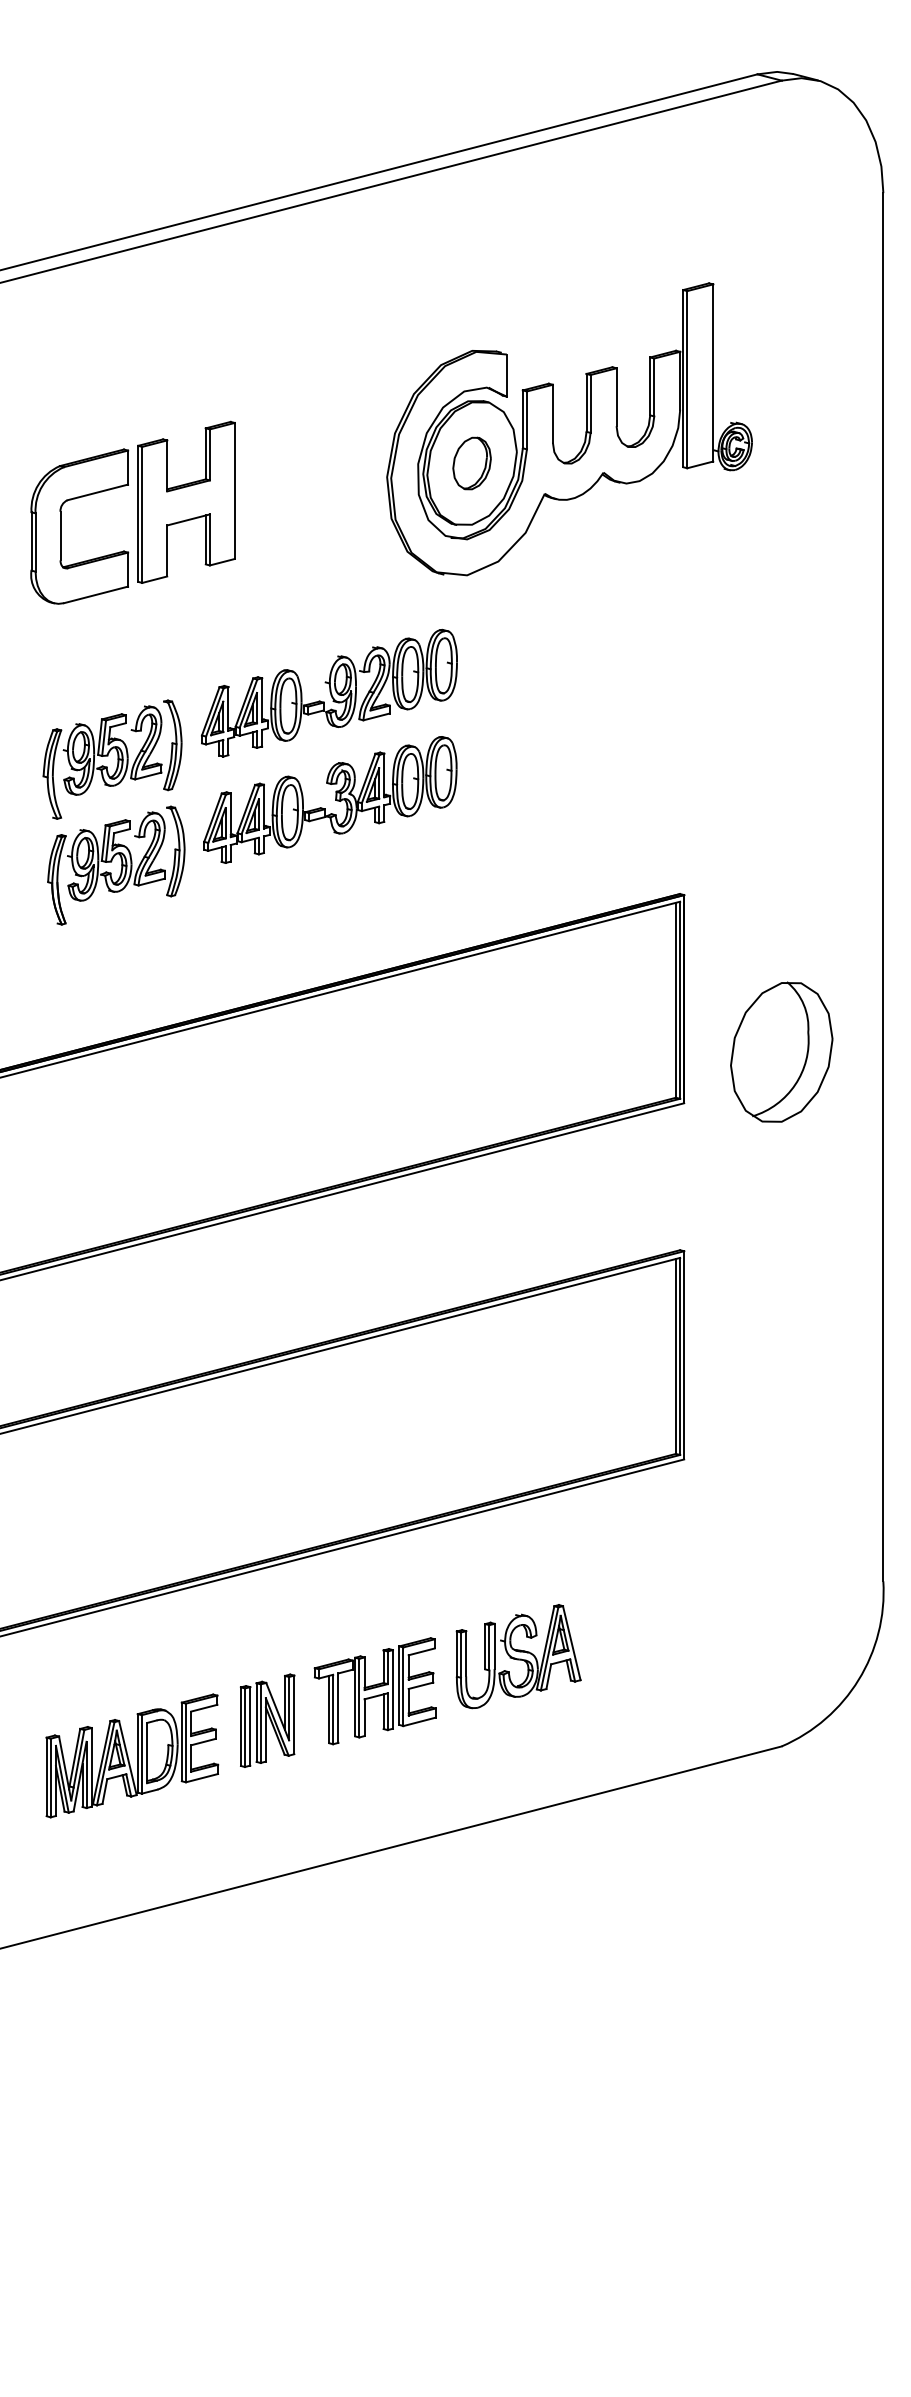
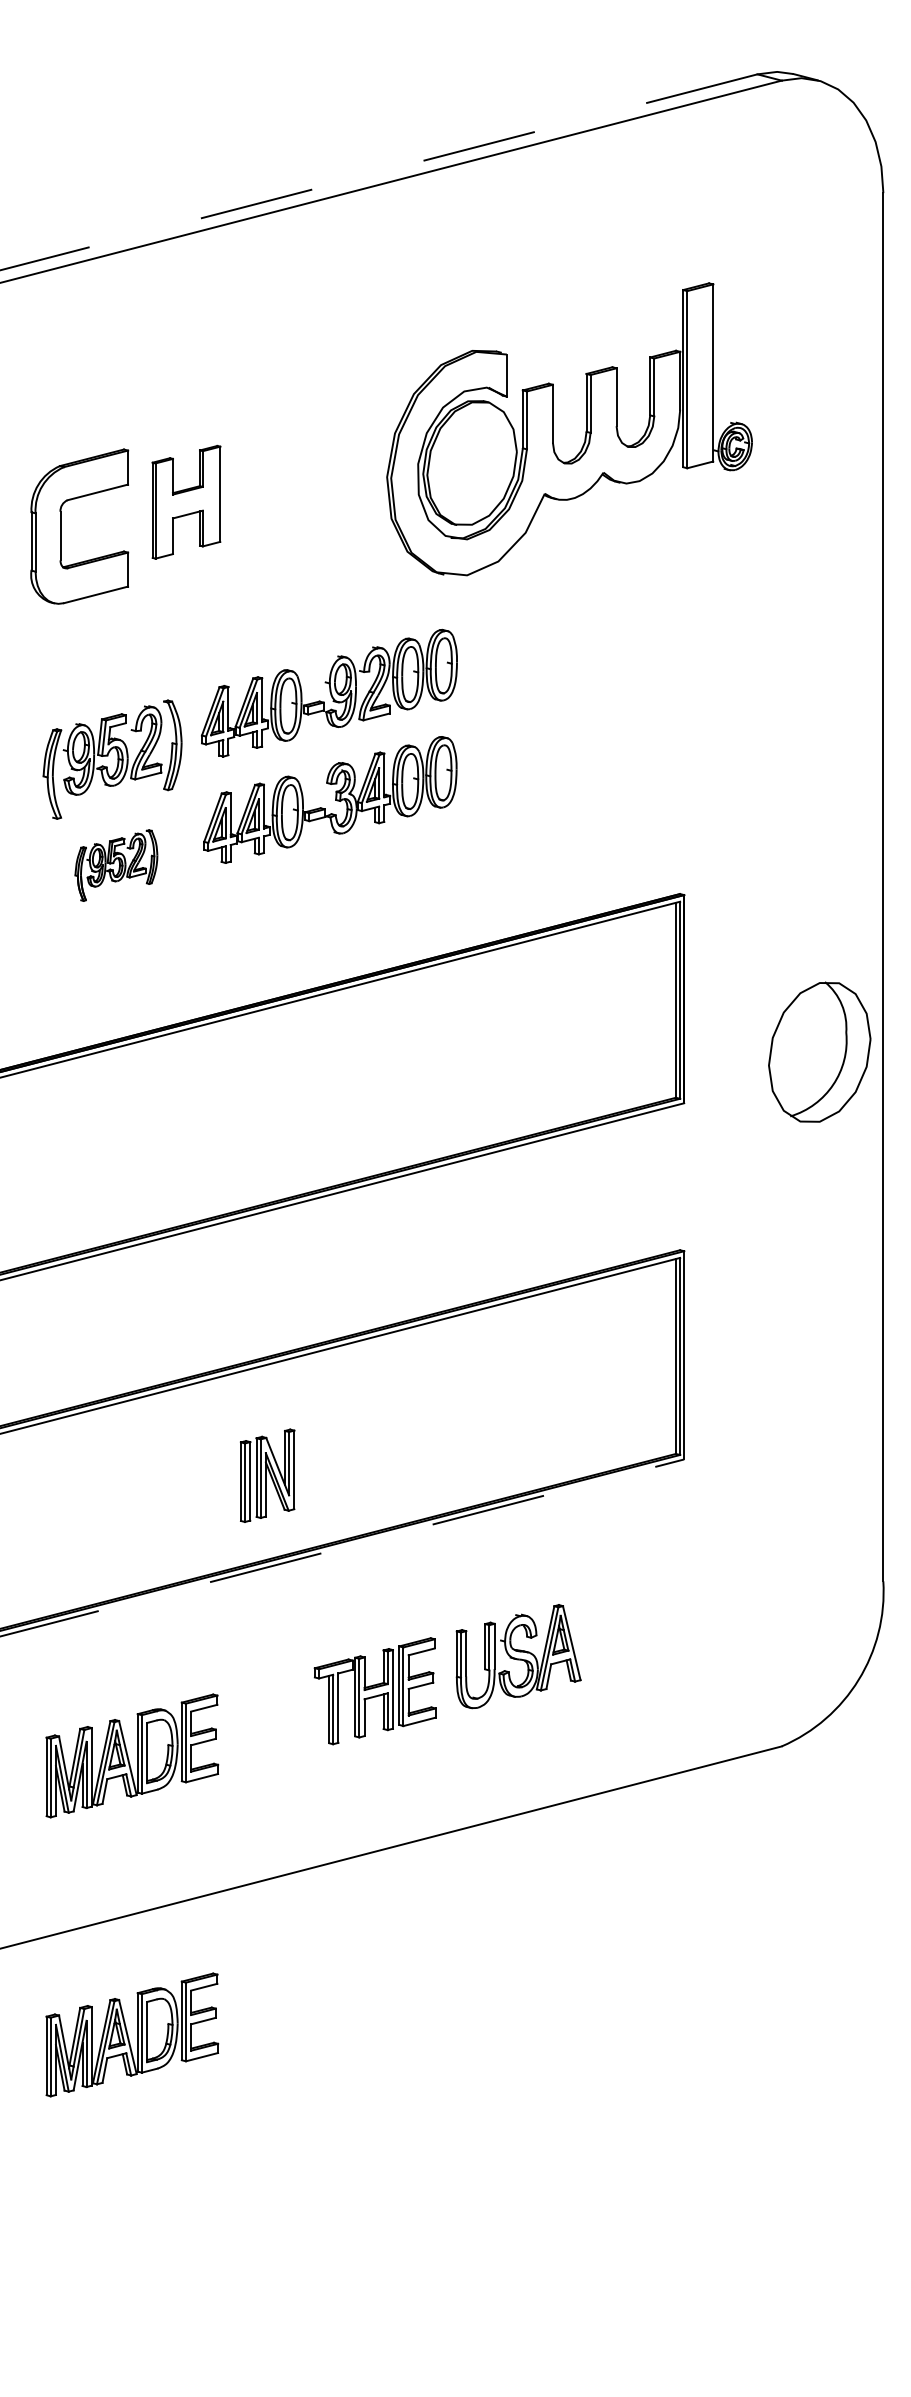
line: solid -> dashed (379, 172)
part: present -> none (471, 463)
part size: 99x164 px -> 71x116 px (186, 501)
part size: 139x121 px -> 85x73 px (116, 865)
part position: (781, 1051) -> (819, 1051) (819, 1051)
line: solid -> dashed (342, 1547)
part position: (267, 1720) -> (267, 1475) (267, 1475)
part: none -> present (132, 2034)
